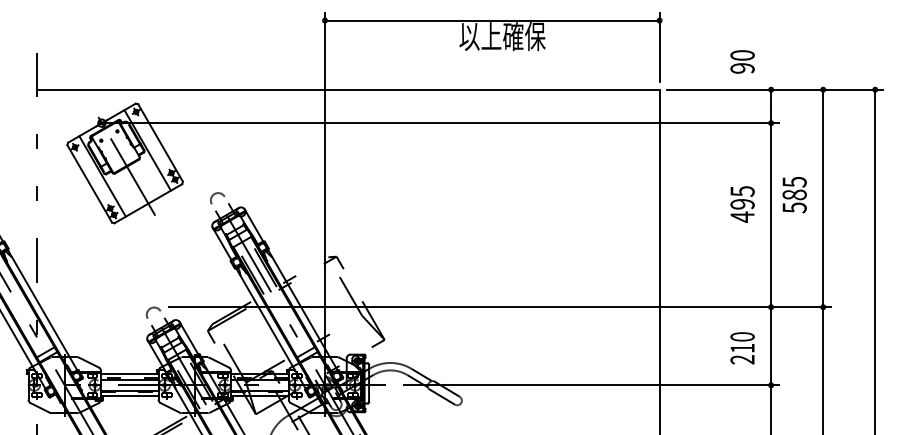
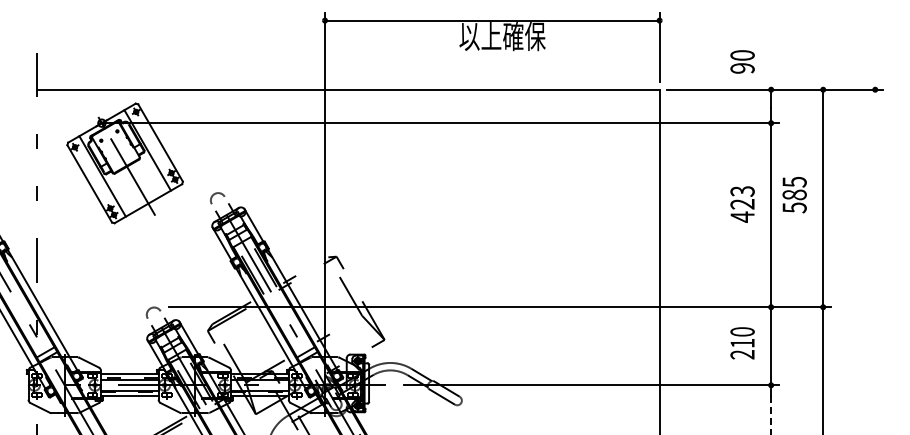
text: 495 -> 423 (742, 197)
line: present -> none (875, 260)
text position: (742, 348) -> (742, 343) (742, 343)
line: solid -> dashed (771, 415)
